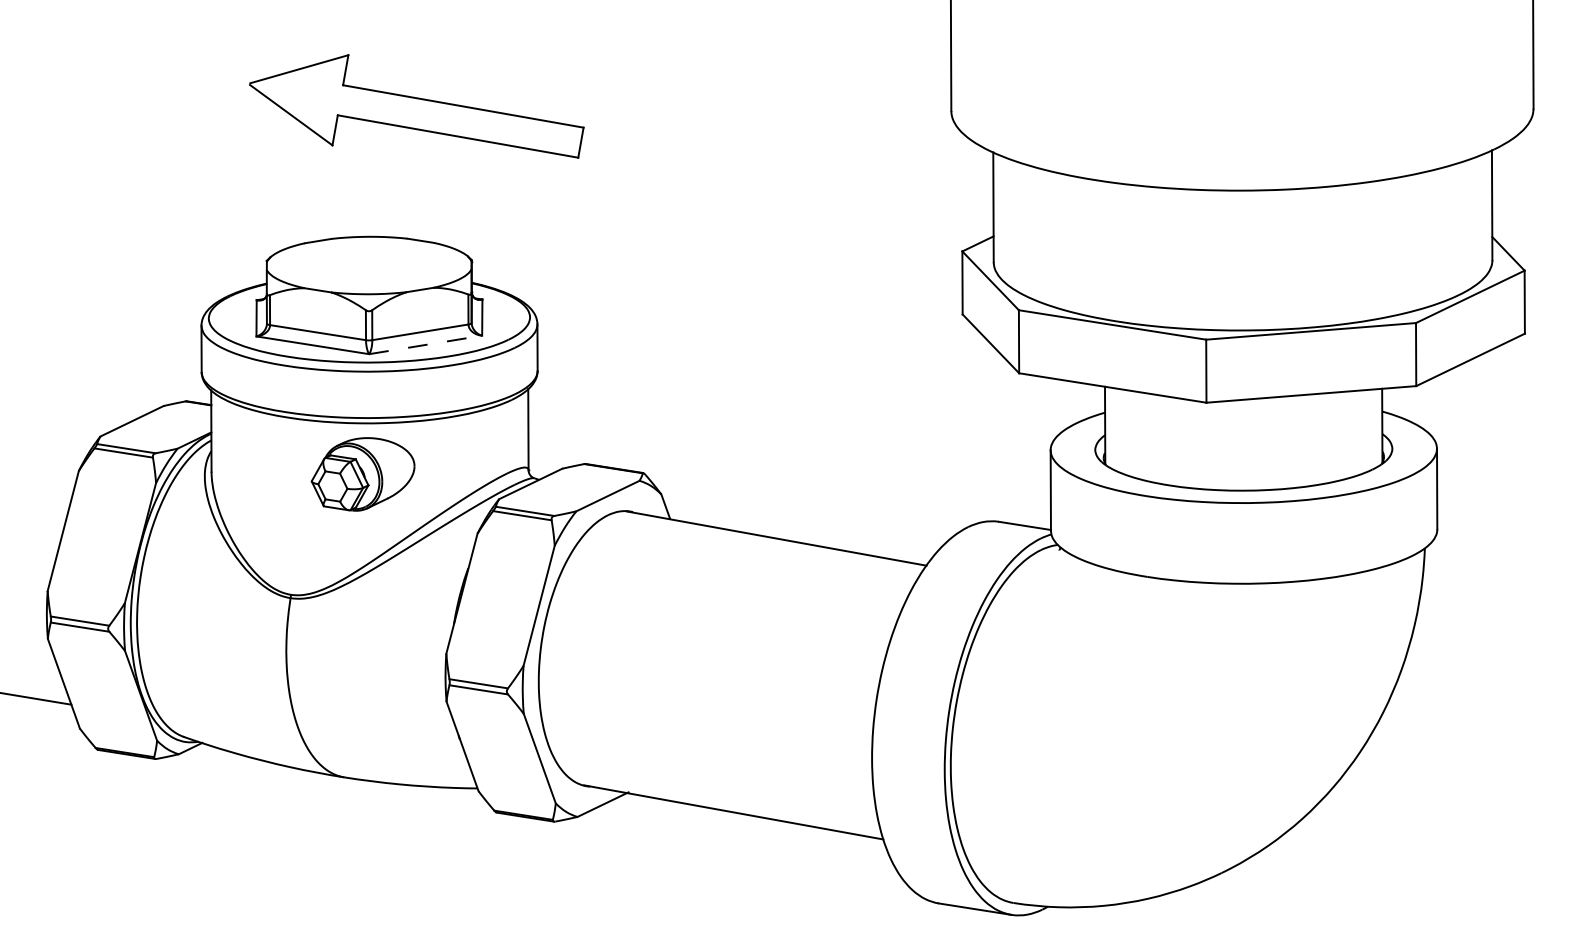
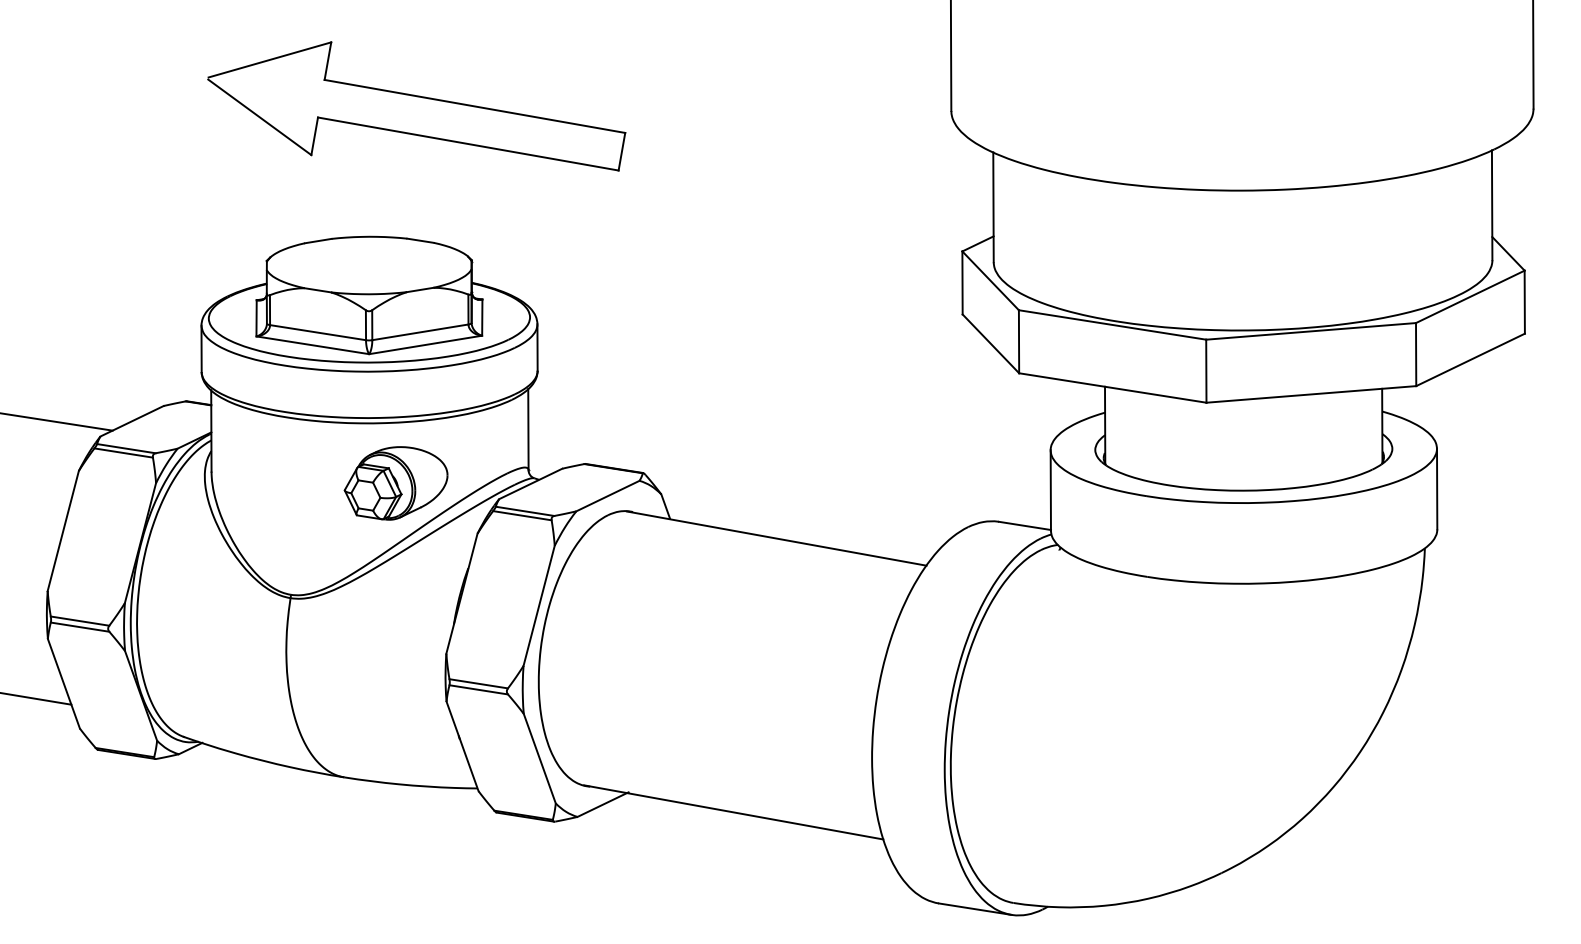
part size: 336x105 px -> 420x131 px (416, 106)
line: dashed -> solid (426, 344)
line: none -> present (57, 421)
part position: (362, 474) -> (395, 483) (395, 483)
